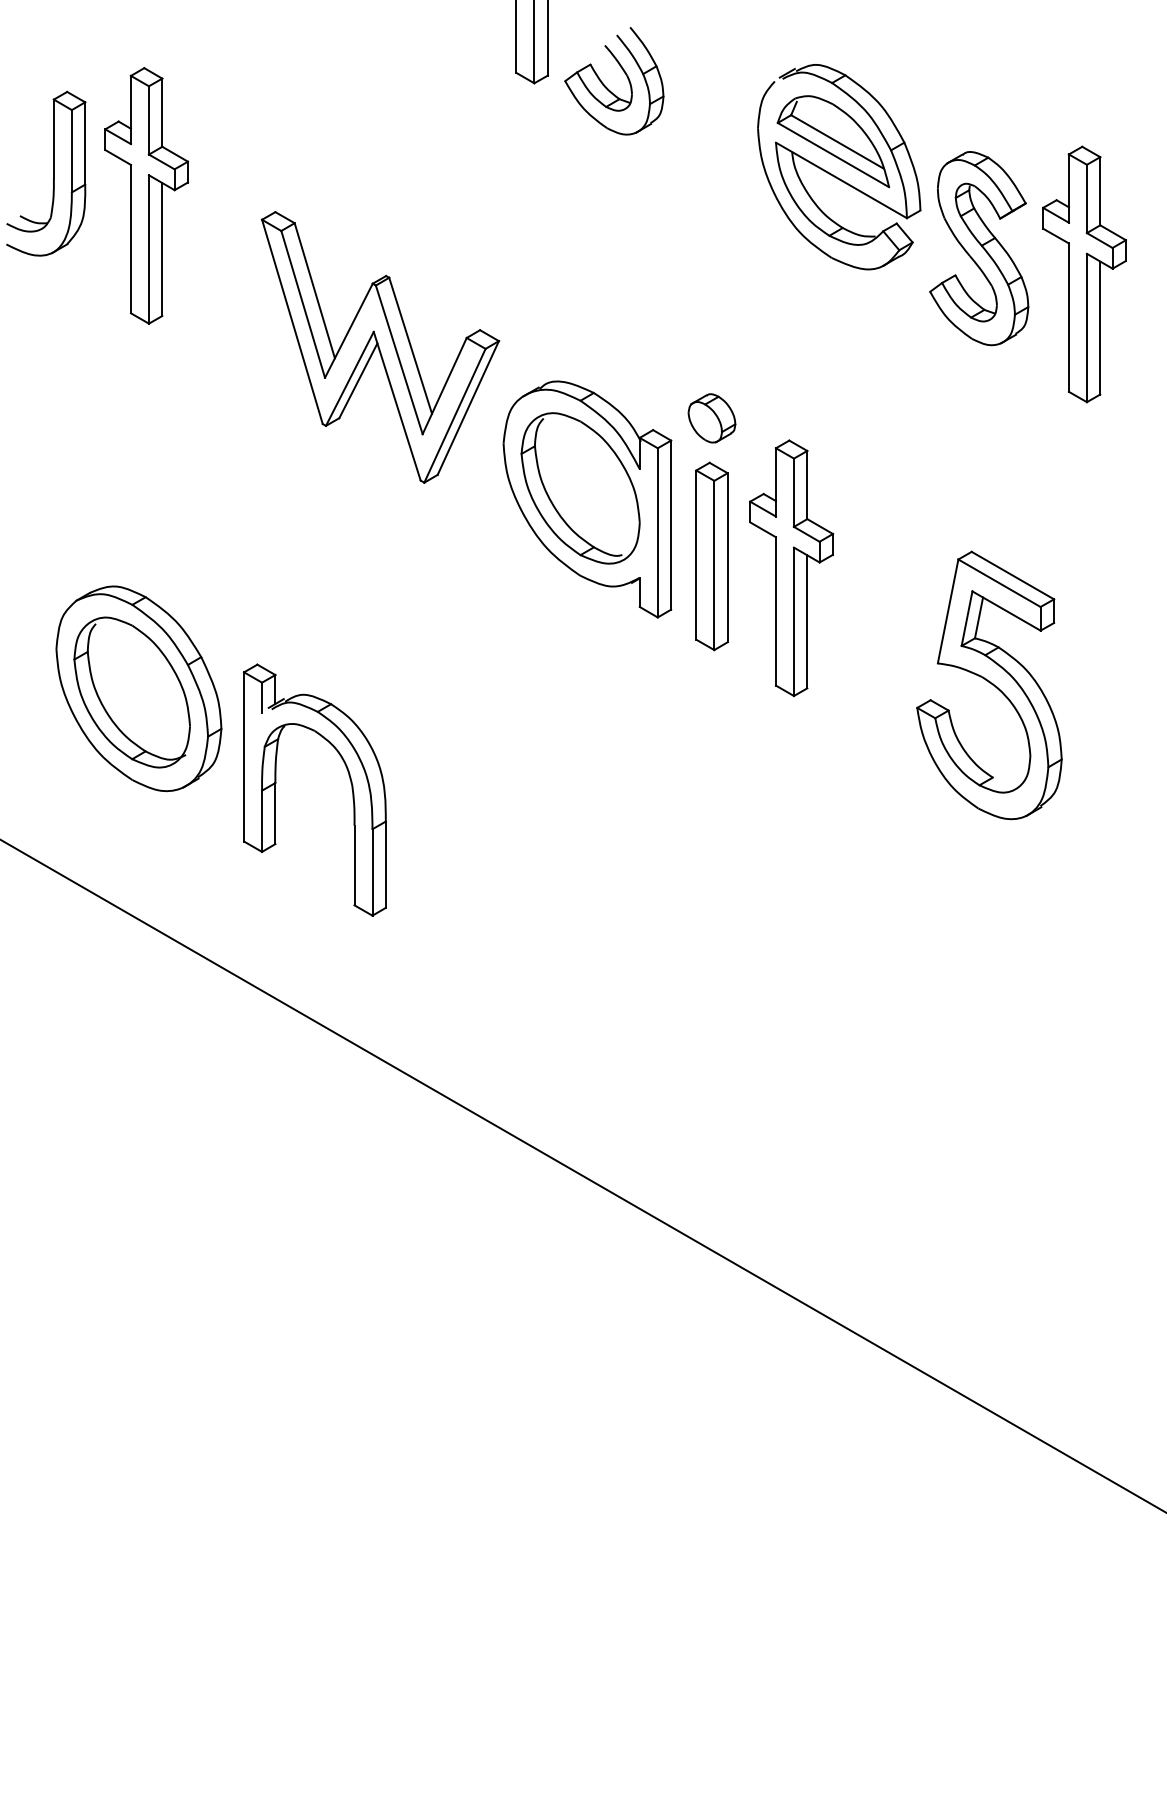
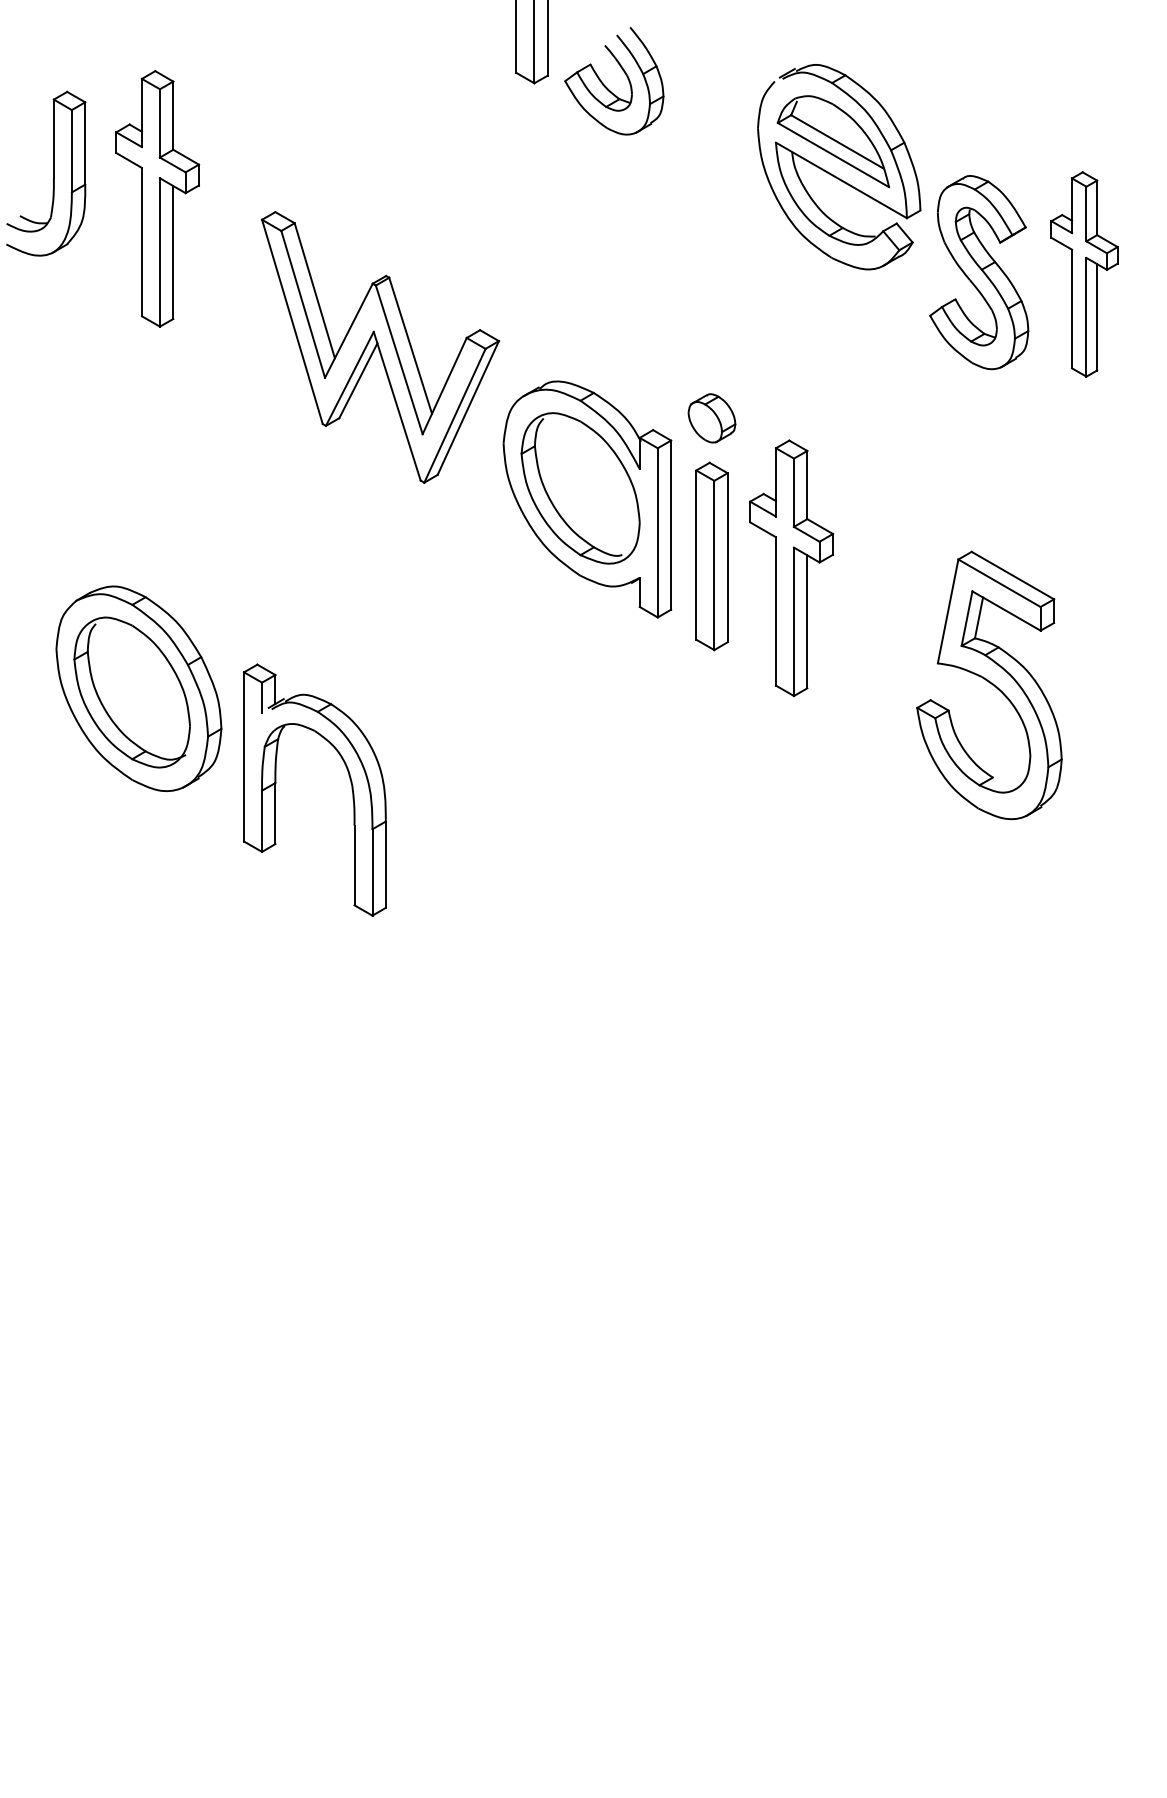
part position: (146, 195) -> (157, 198) (157, 198)
part position: (979, 248) -> (979, 272) (979, 272)
part size: 85x259 px -> 69x207 px (1084, 274)
line: present -> none (582, 1175)
